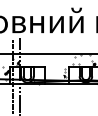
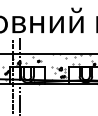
hatch: none -> present (42, 67)
